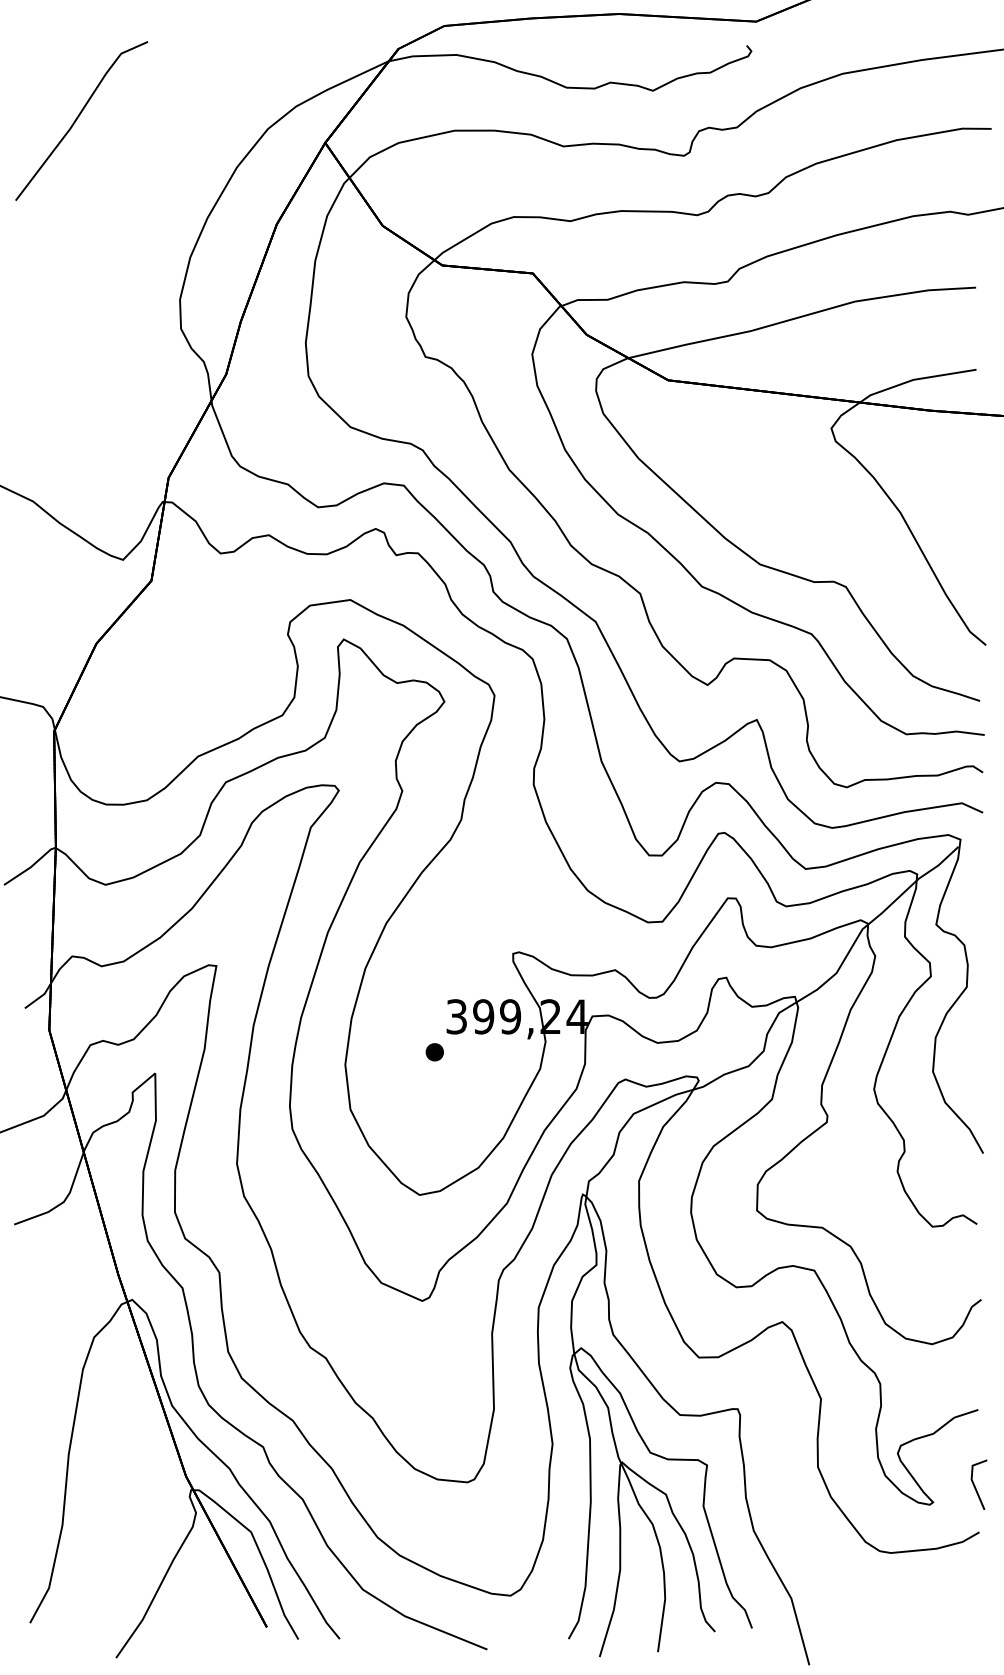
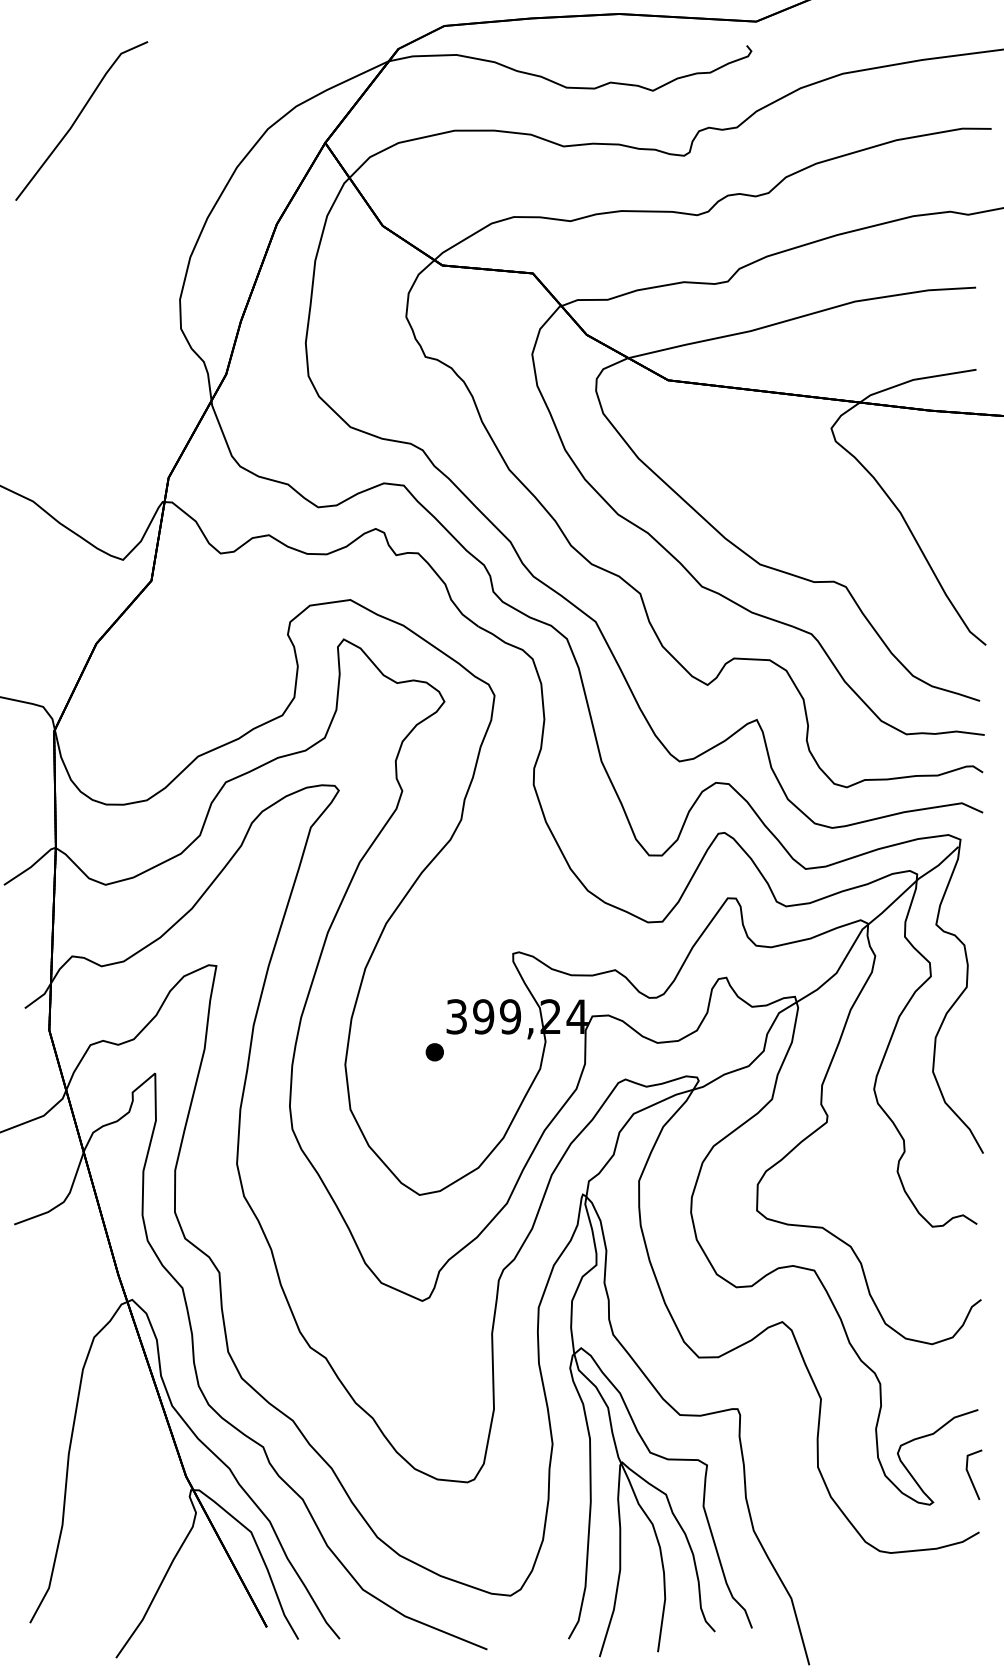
line position: (975, 1485) -> (970, 1475) (970, 1475)
